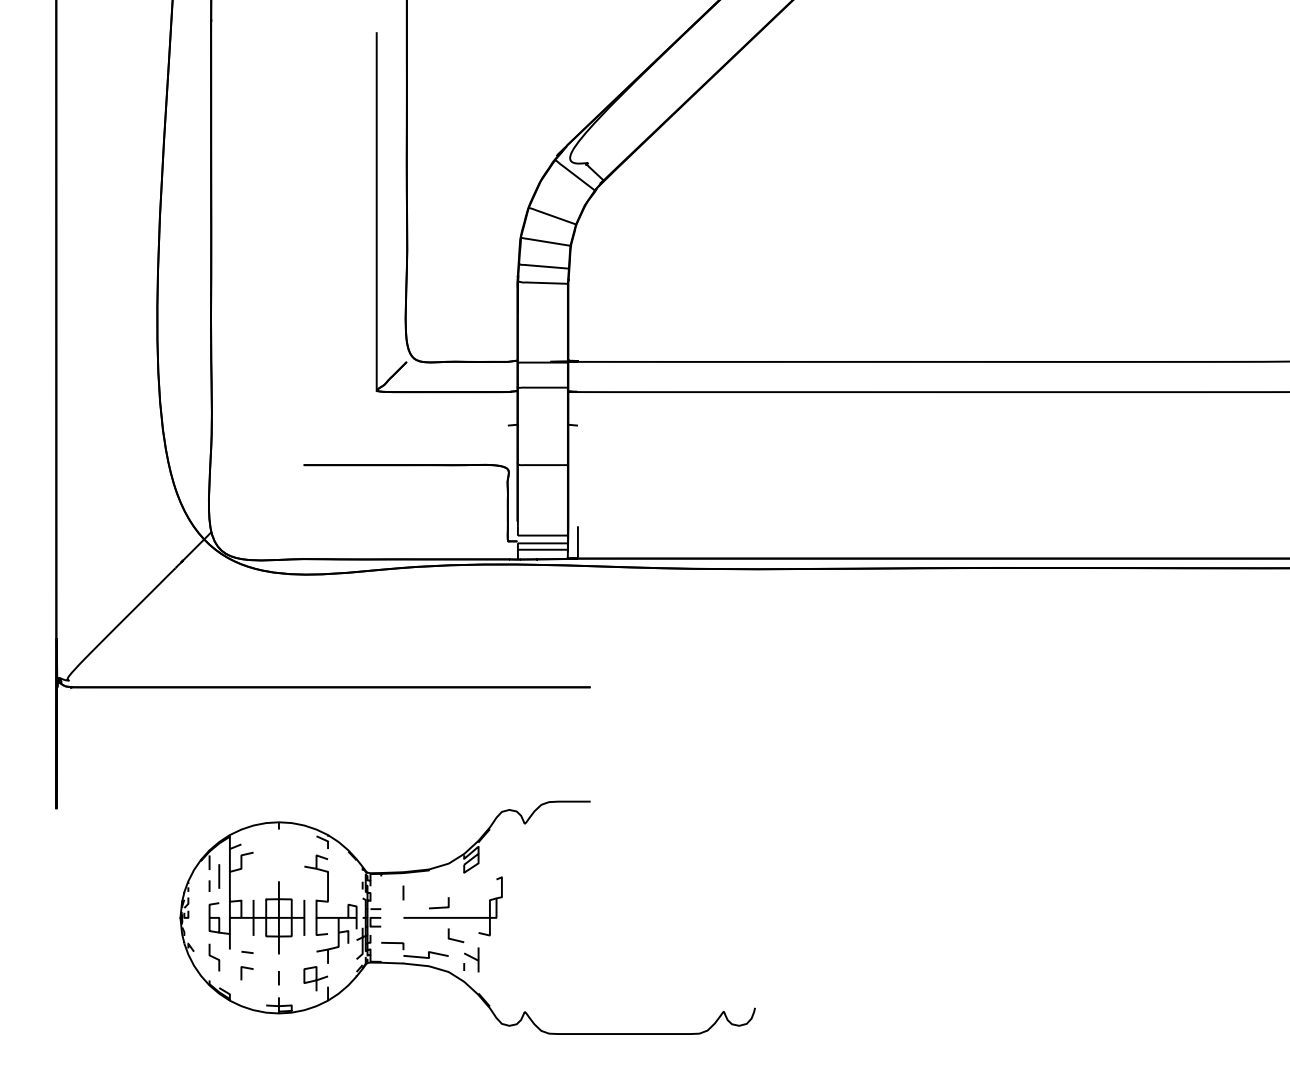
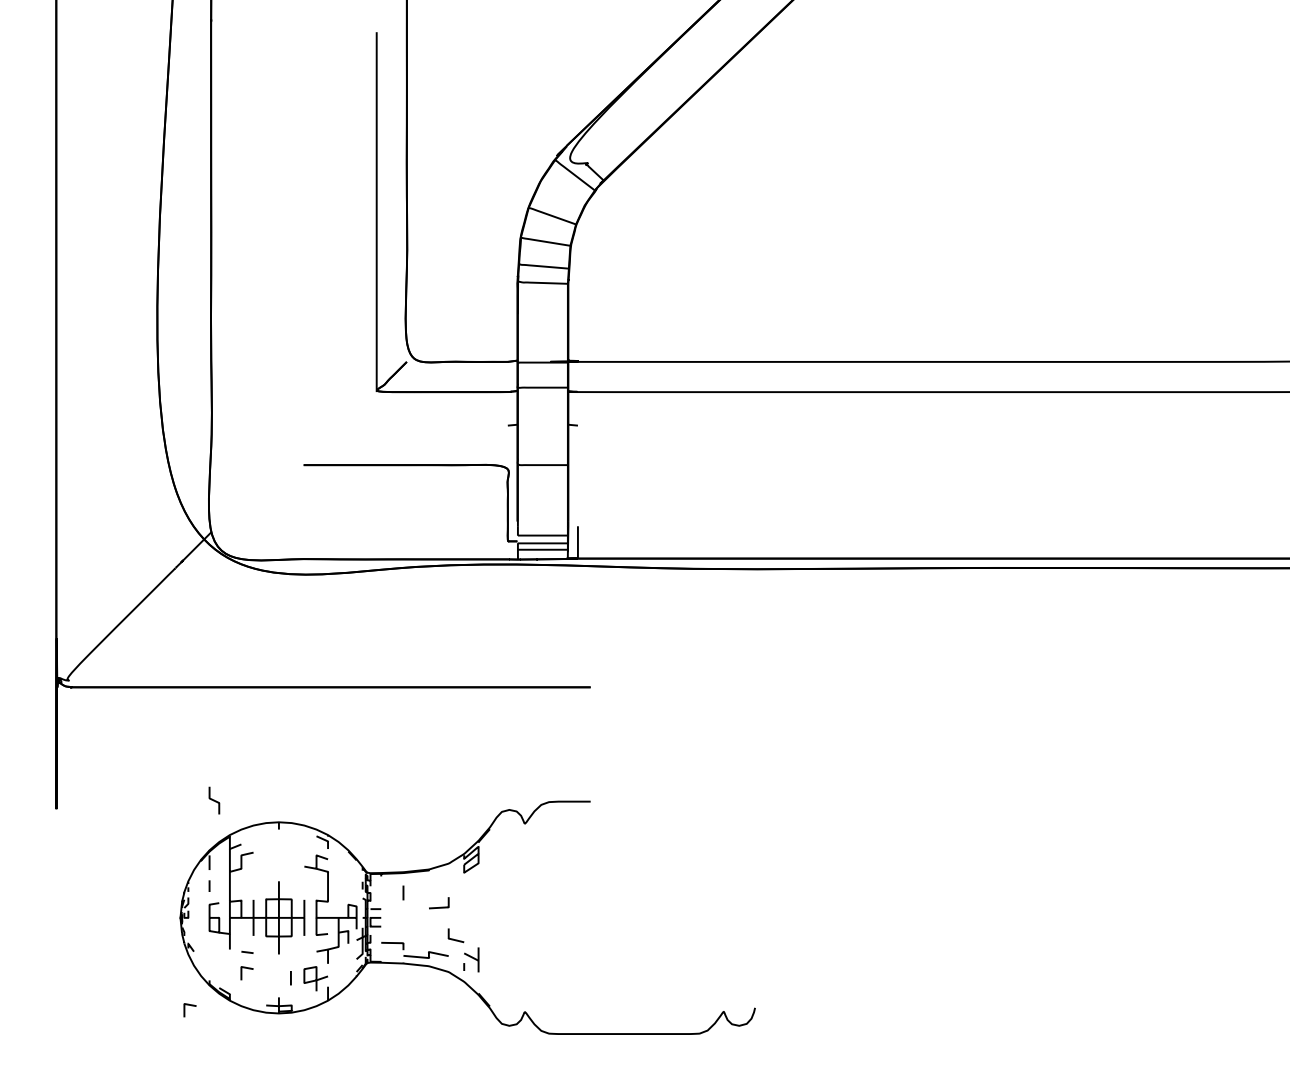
line: present -> none (219, 876)
part: present -> none (452, 917)
curve position: (214, 957) -> (214, 800) (214, 800)
line position: (278, 978) -> (290, 978) (290, 978)
curve: none -> present (185, 1010)
